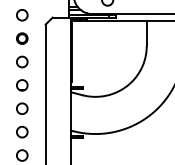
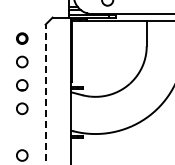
circle: present -> none (22, 15)
line: solid -> dashed (45, 94)
circle: present -> none (22, 131)
